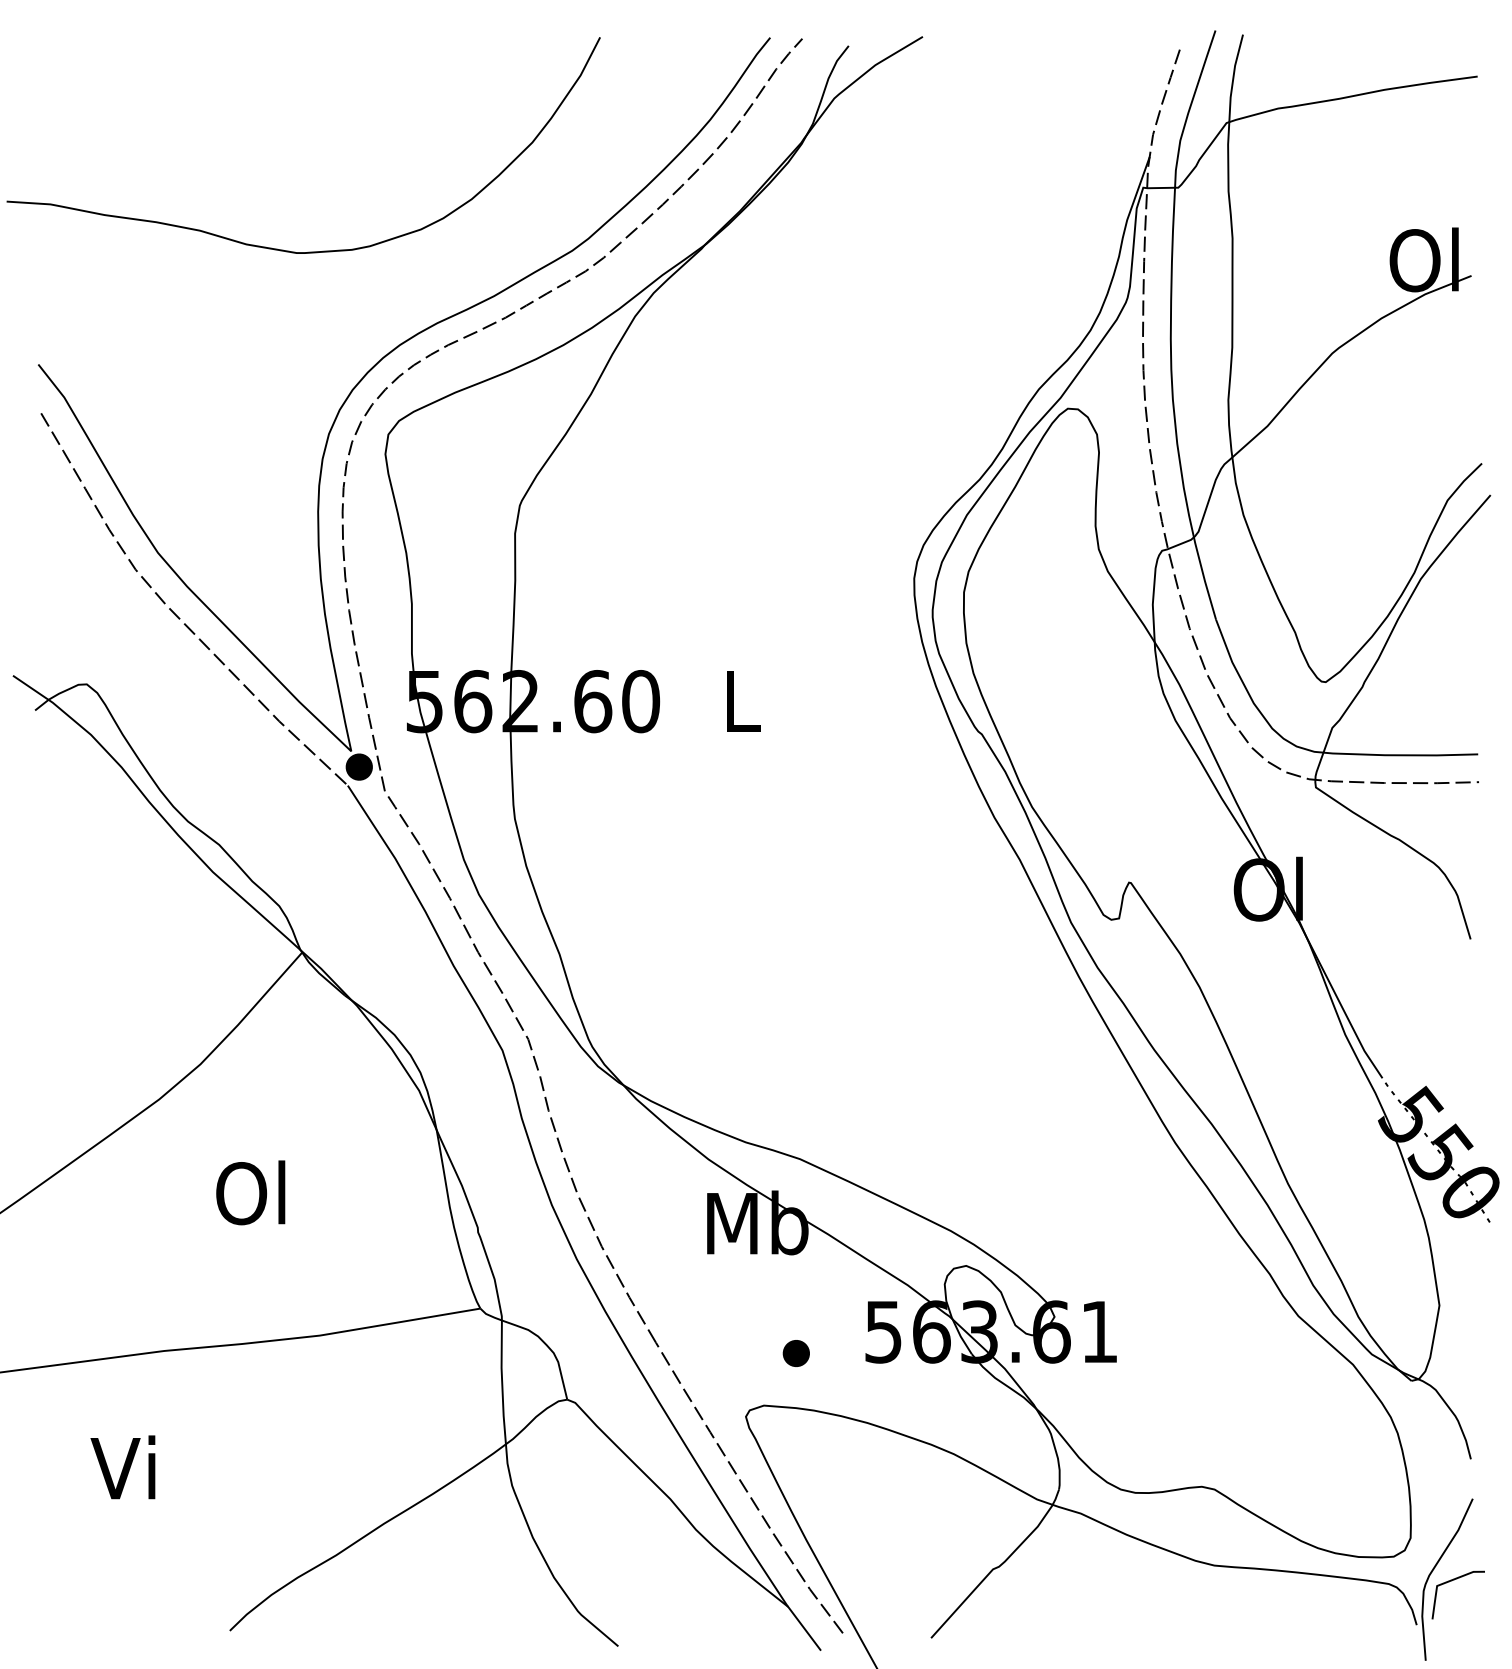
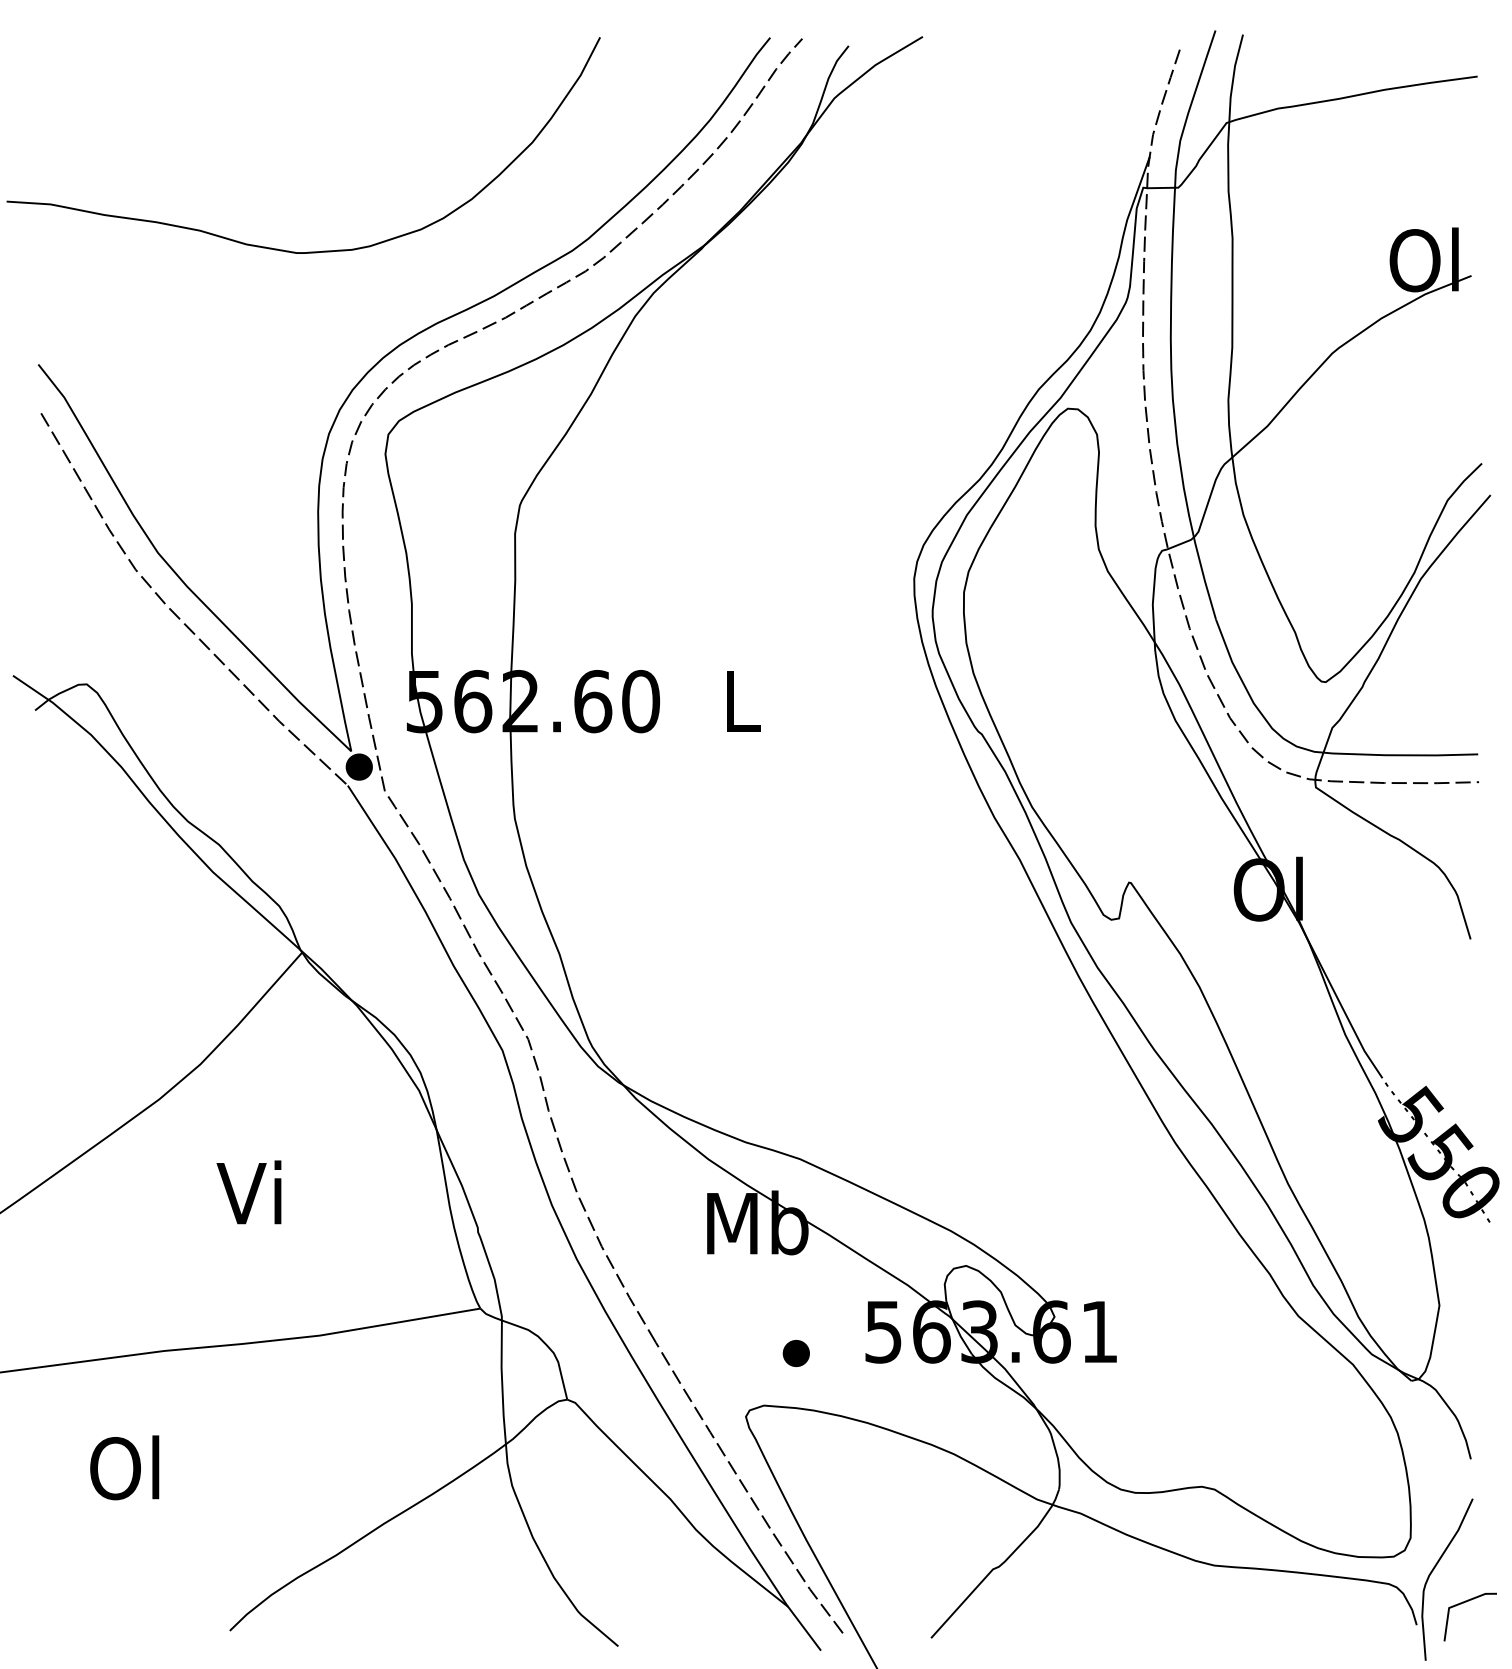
text: Ol -> Vi (250, 1192)
text: Vi -> Ol (124, 1467)
curve position: (1454, 1580) -> (1466, 1602) (1466, 1602)
